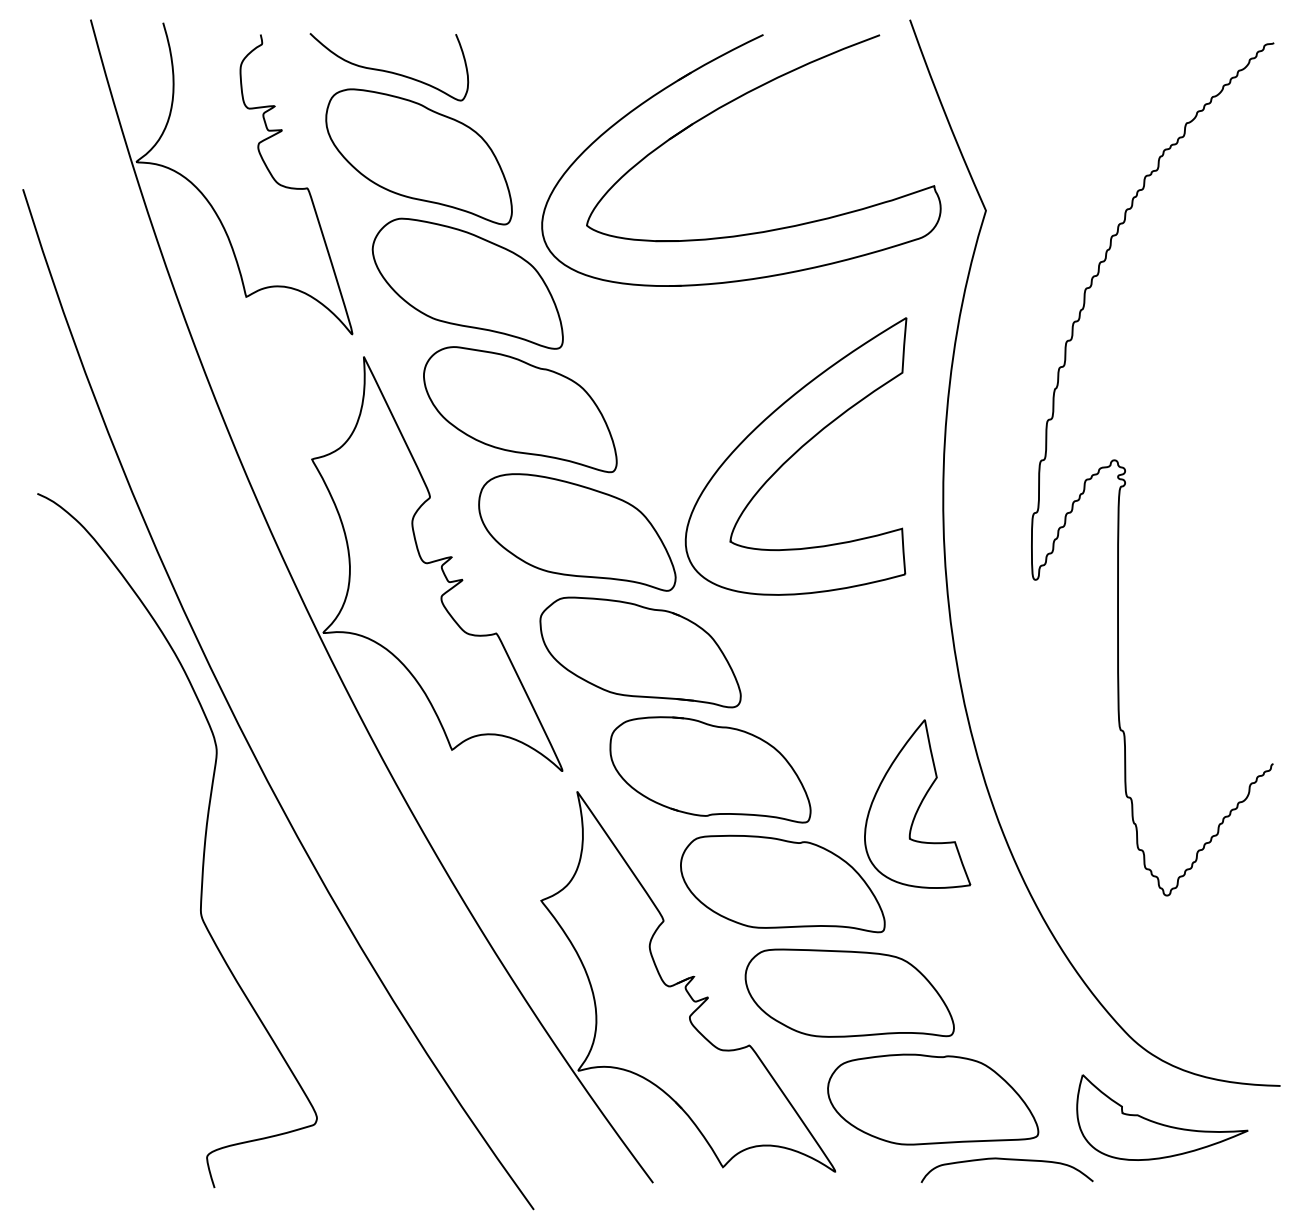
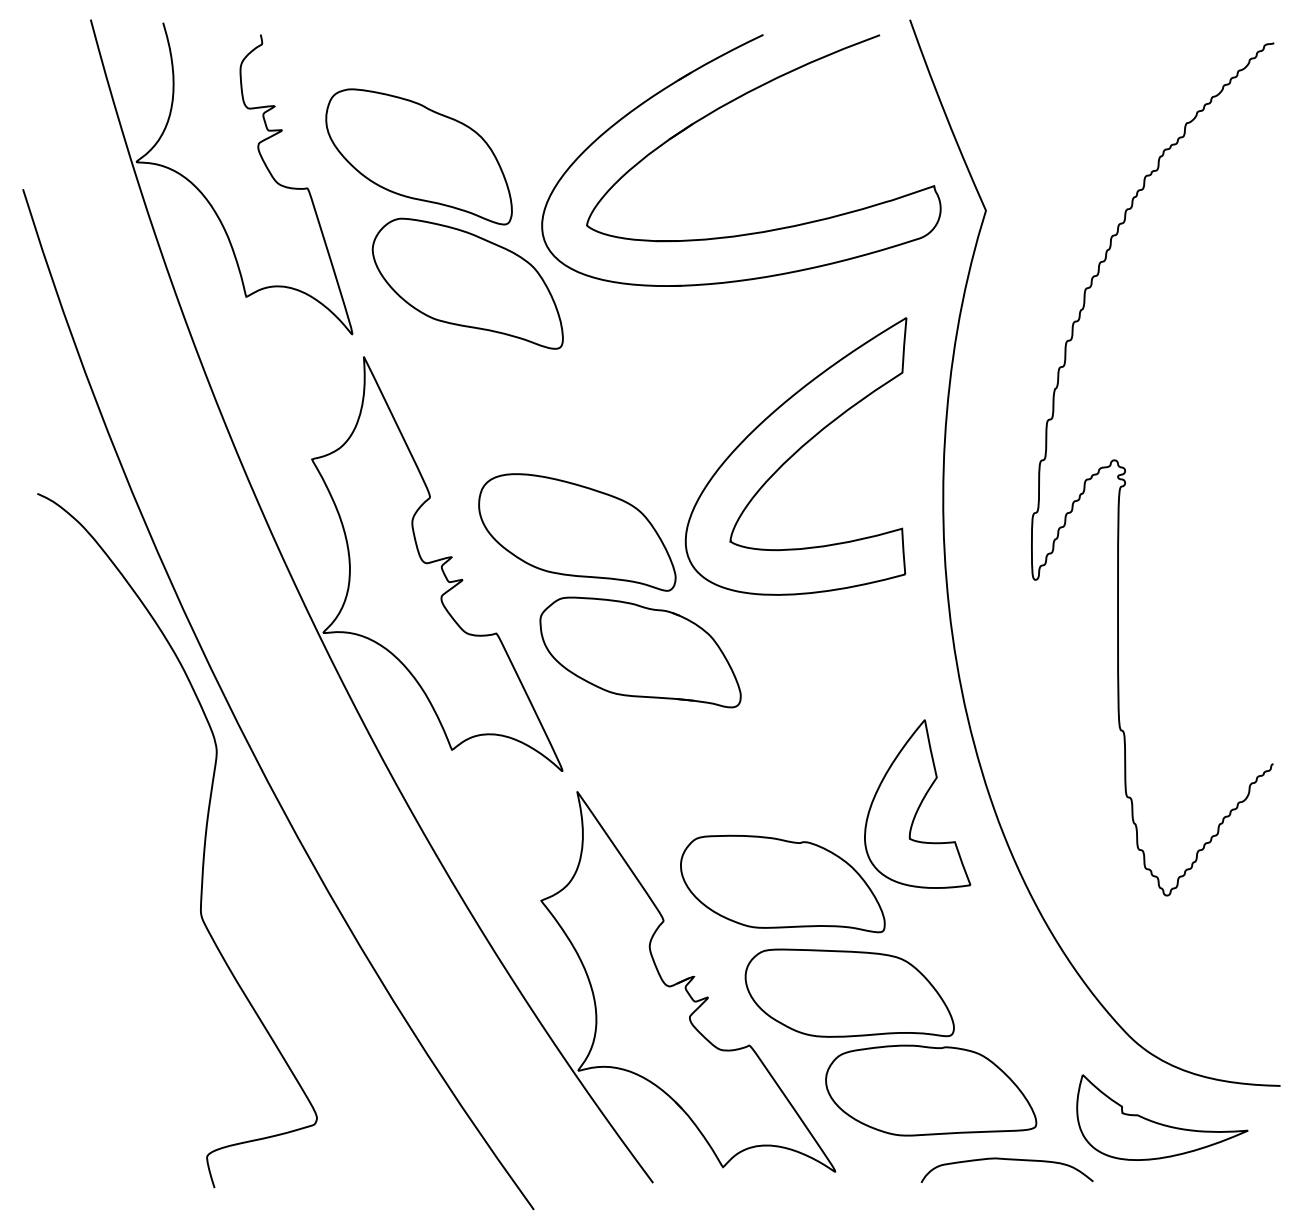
curve: present -> none (387, 70)
part: present -> none (520, 409)
part: present -> none (710, 769)
part position: (933, 1099) -> (931, 1090) (931, 1090)
